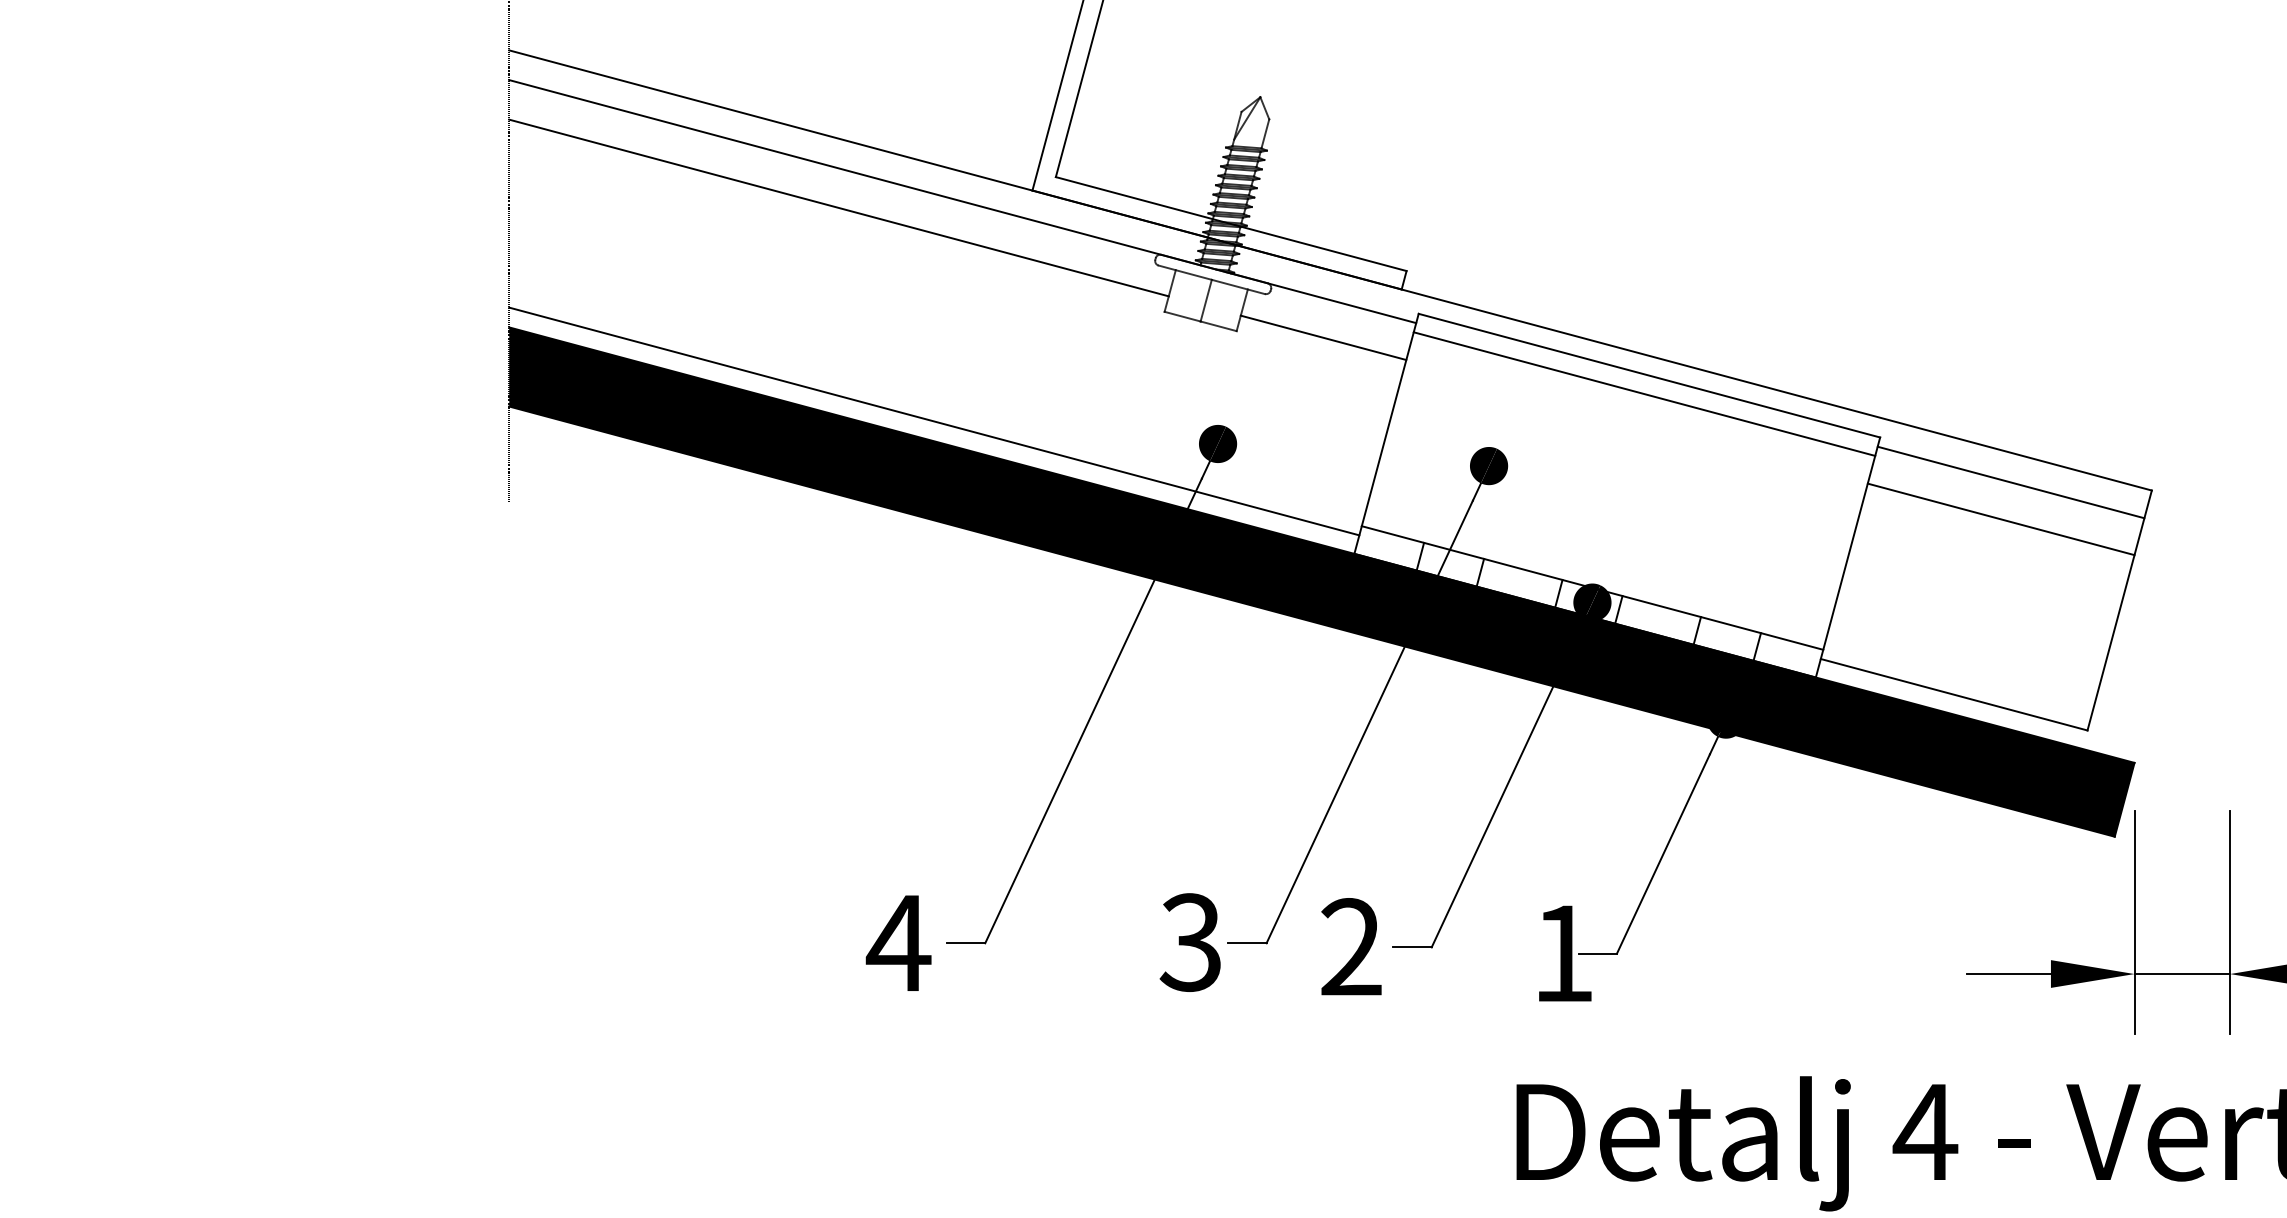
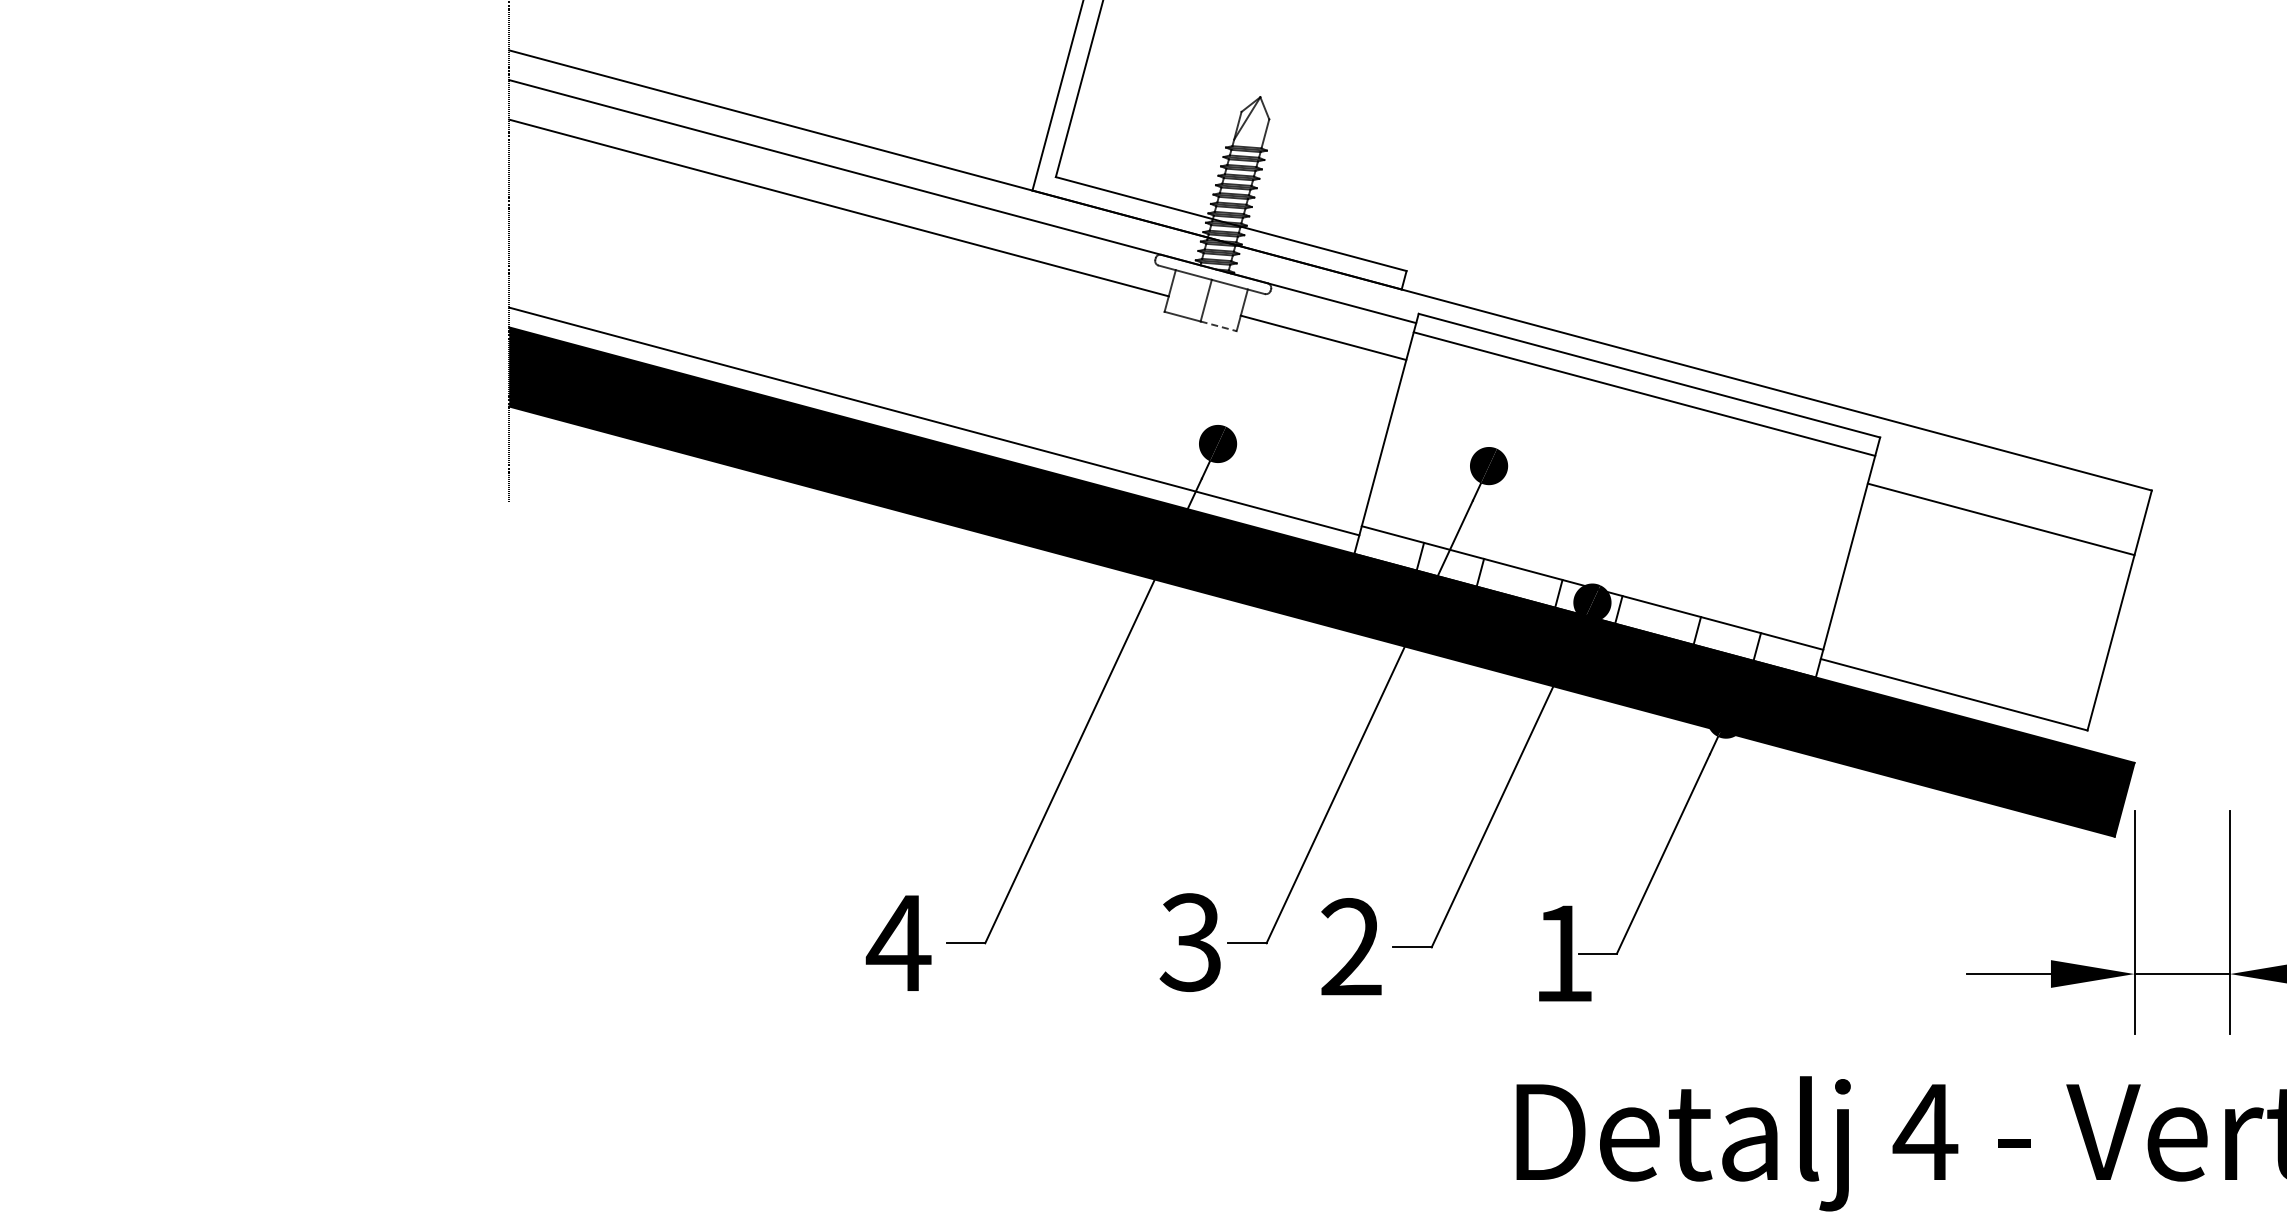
line: solid -> dashed (1218, 326)
line: present -> none (2010, 482)
